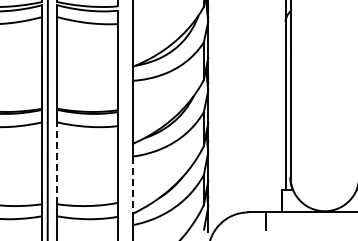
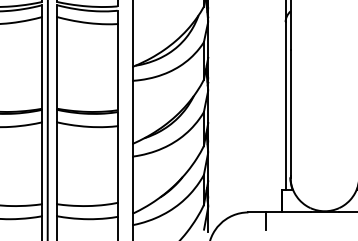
line: dashed -> solid (57, 163)
line: dashed -> solid (133, 185)
